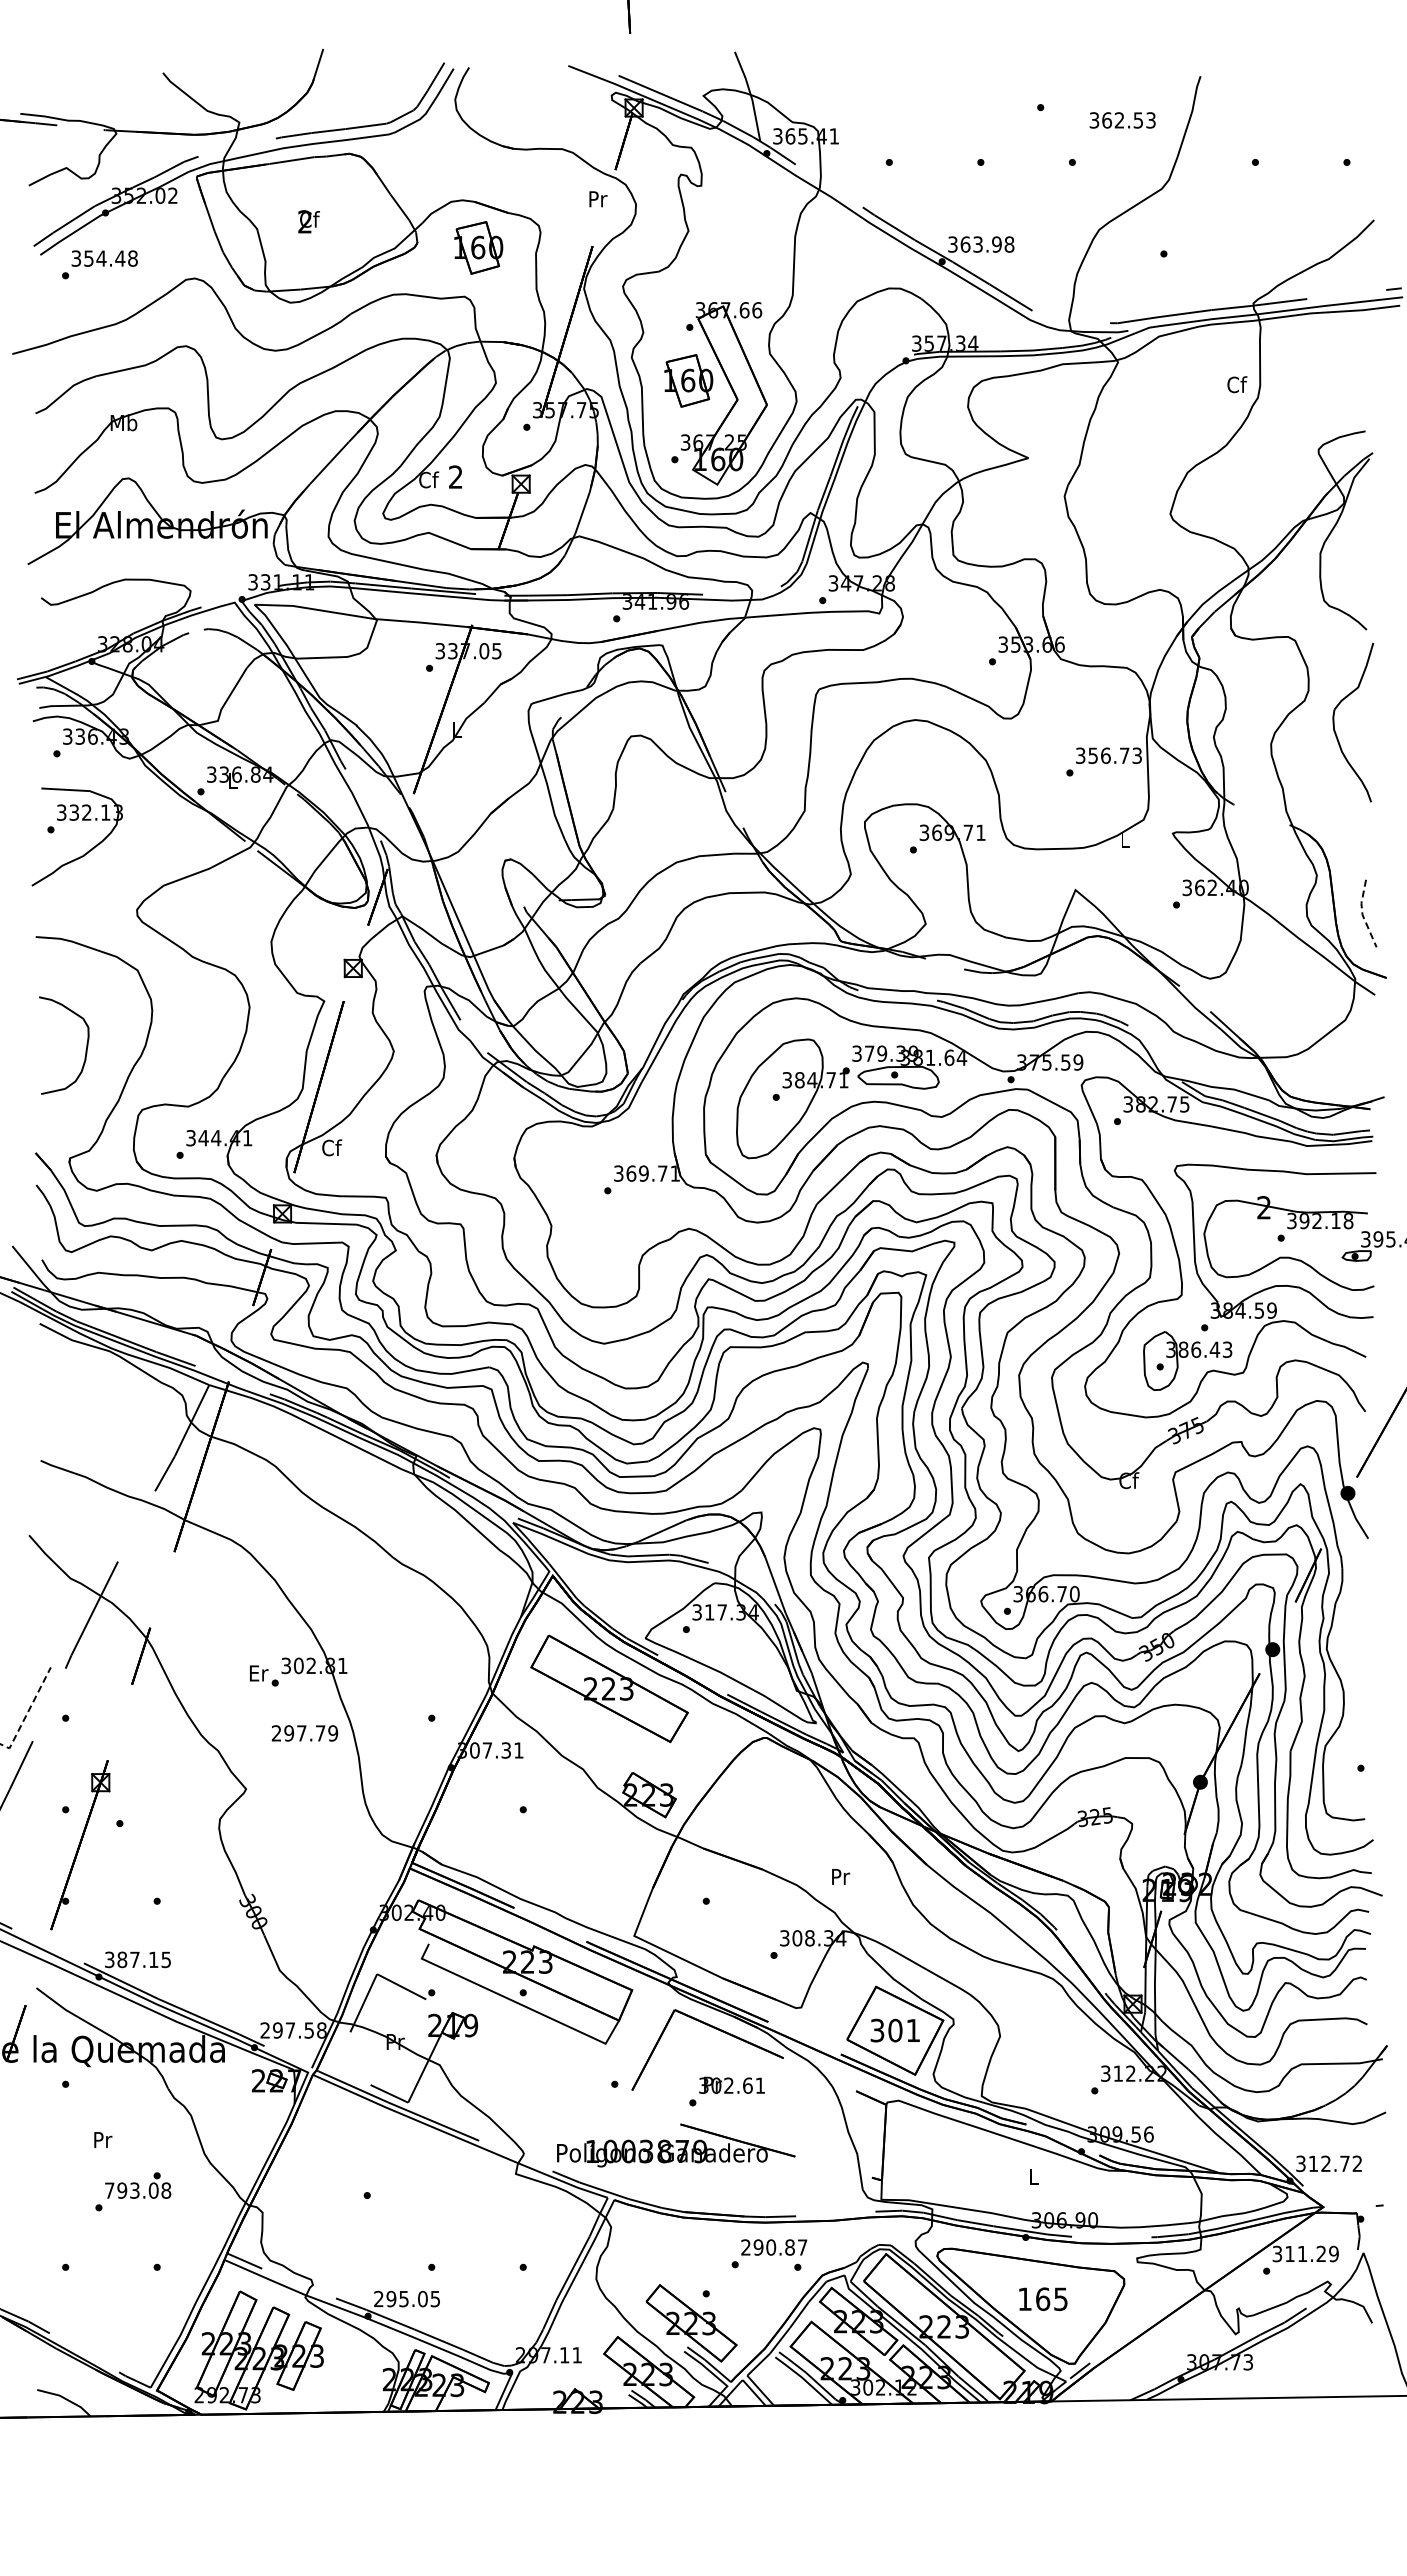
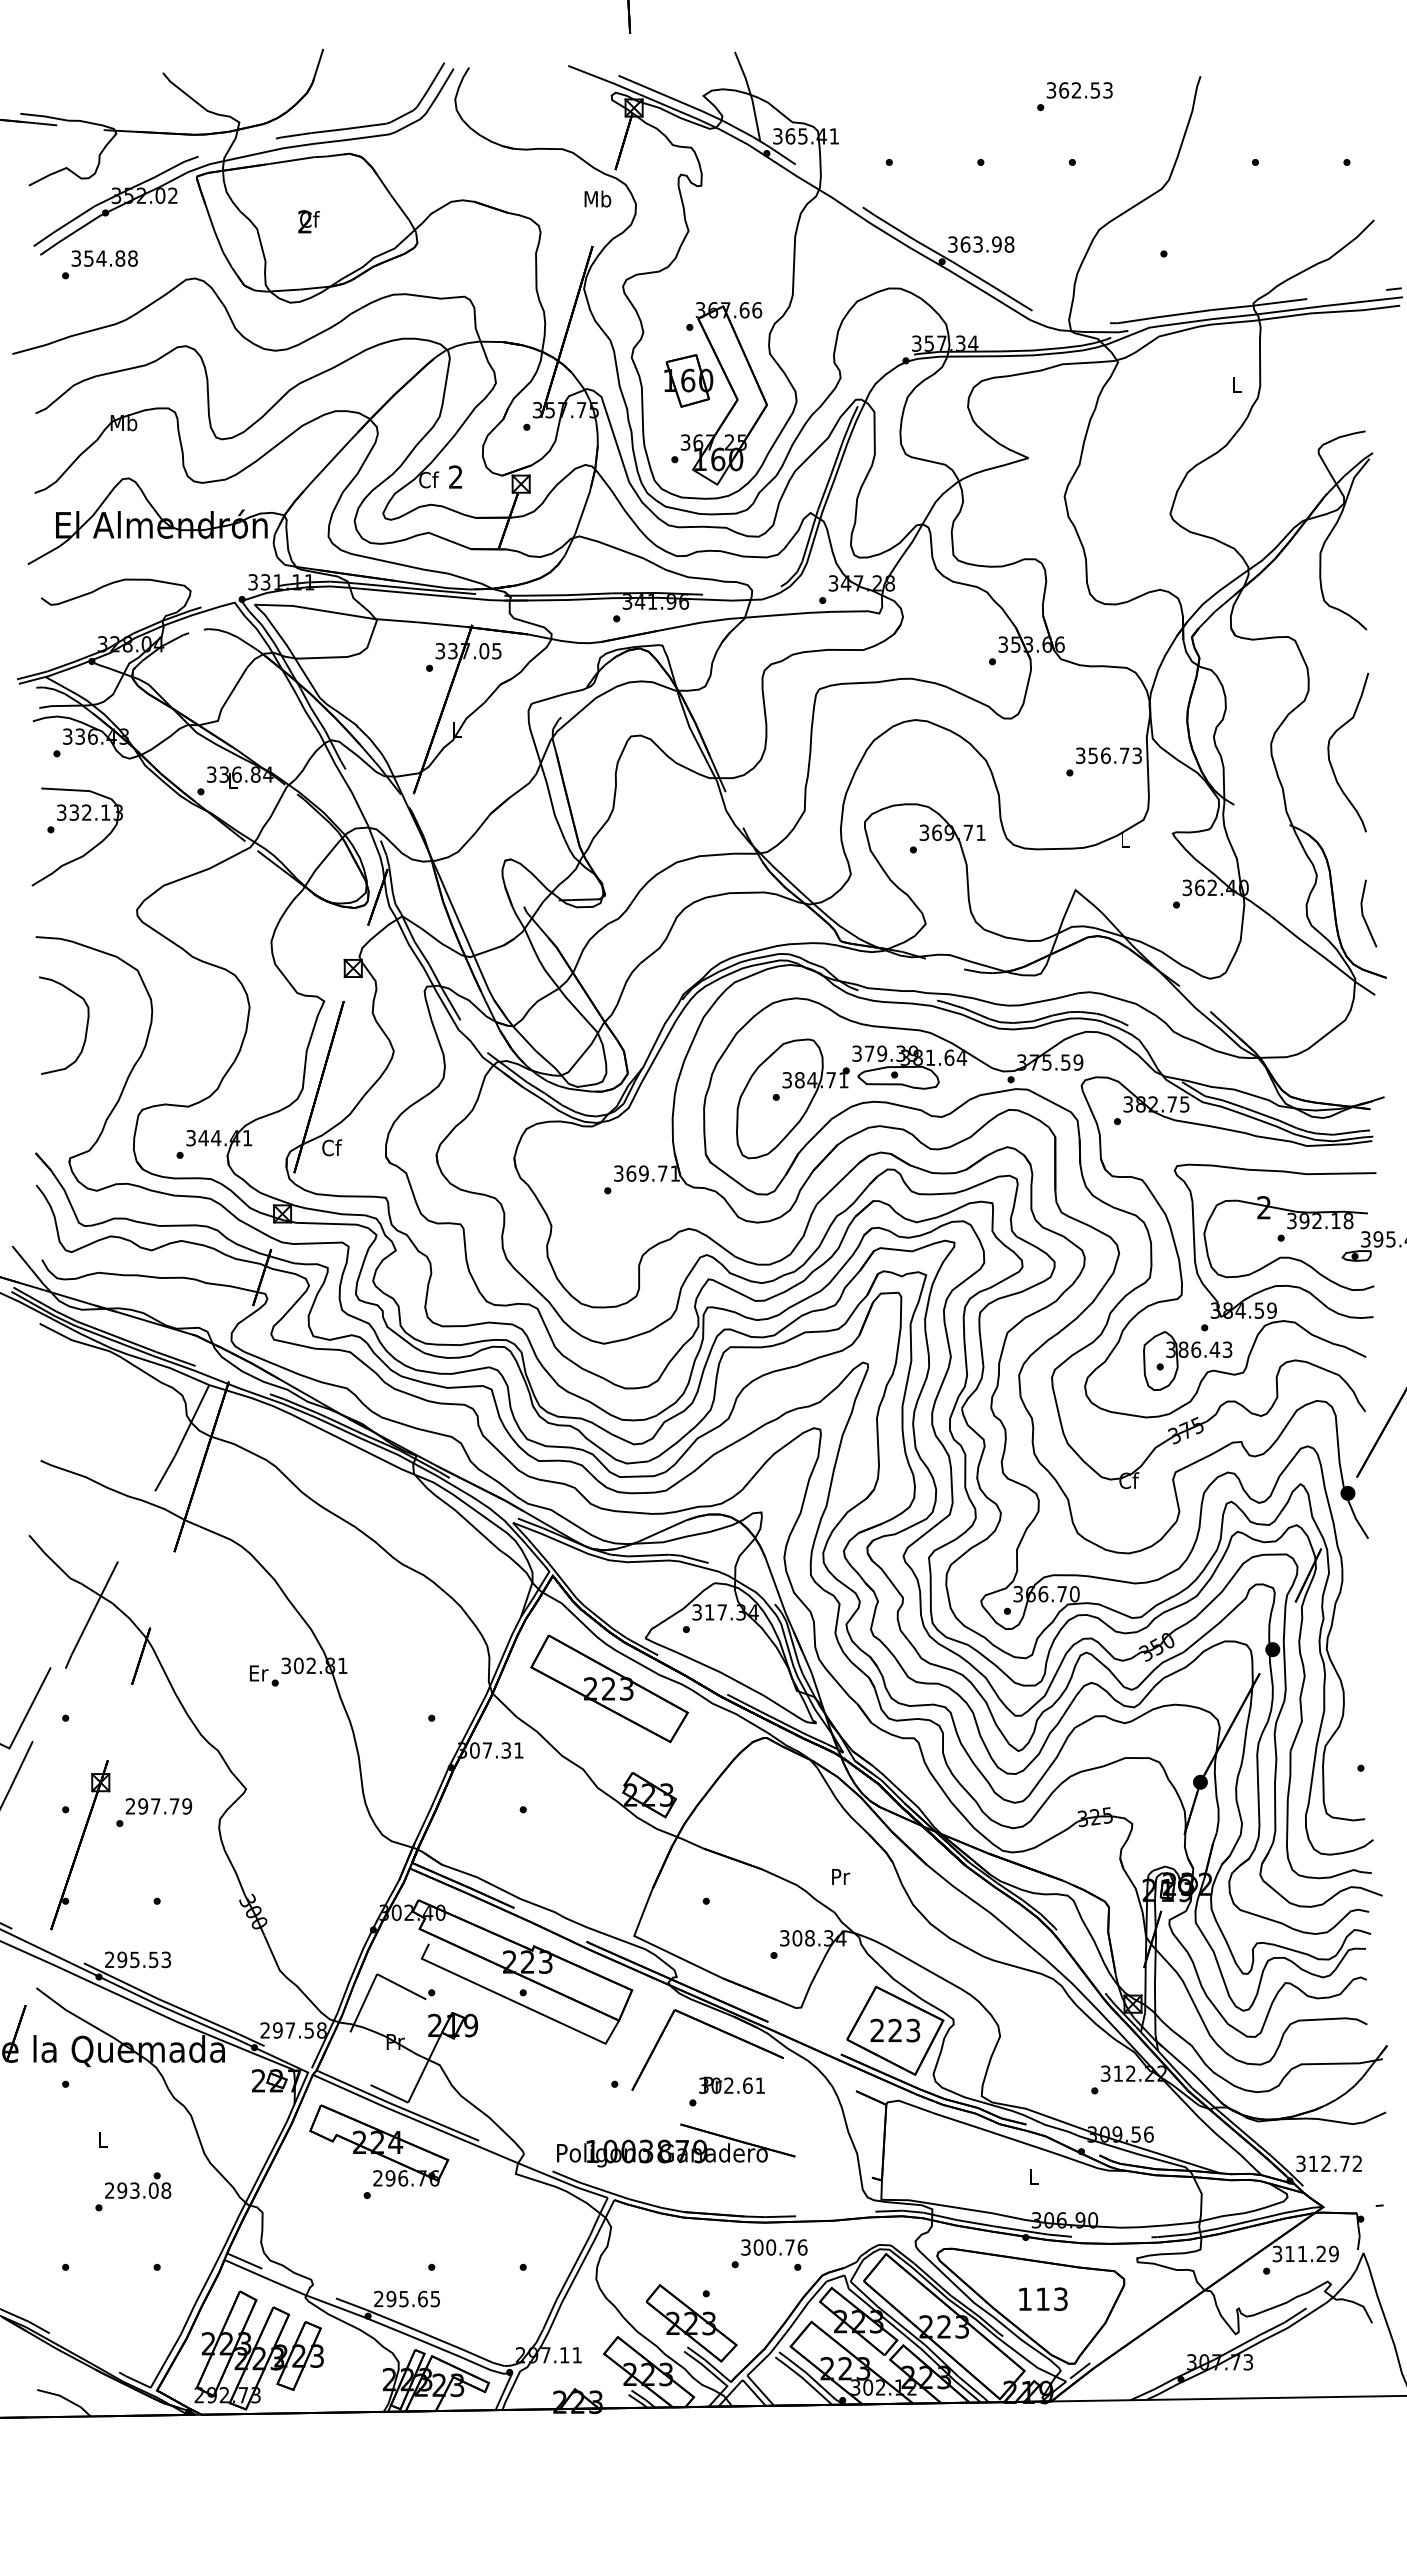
text position: (1122, 120) -> (1079, 90) (1079, 90)
text: Pr -> Mb (597, 198)
part: present -> none (478, 247)
text: 354.48 -> 354.88 (120, 258)
text: Cf -> L (1237, 384)
part position: (1334, 722) -> (1329, 752) (1329, 752)
line: dashed -> solid (1362, 914)
curve position: (85, 1050) -> (85, 1030) (85, 1030)
line: dashed -> solid (27, 1712)
text position: (304, 1733) -> (158, 1806) (158, 1806)
text: 387.15 -> 295.53 (137, 1959)
text: 301 -> 223 (895, 2030)
text: Pr -> L (103, 2139)
part: none -> present (379, 2145)
text: 793.08 -> 293.08 (109, 2190)
text: 290.87 -> 300.76 (774, 2247)
text: 295.05 -> 295.65 (422, 2298)
text: 165 -> 113 (1051, 2299)
